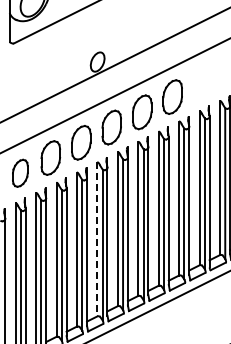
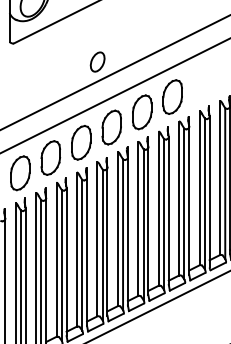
line position: (114, 64) -> (114, 72) (114, 72)
part size: 17x30 px -> 21x37 px (20, 173)
line: dashed -> solid (97, 239)
